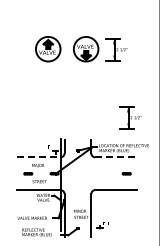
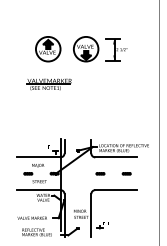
part: none -> present (48, 84)
part: present -> none (130, 117)
line: dashed -> solid (38, 157)
line: dashed -> solid (116, 157)
part: none -> present (100, 173)
